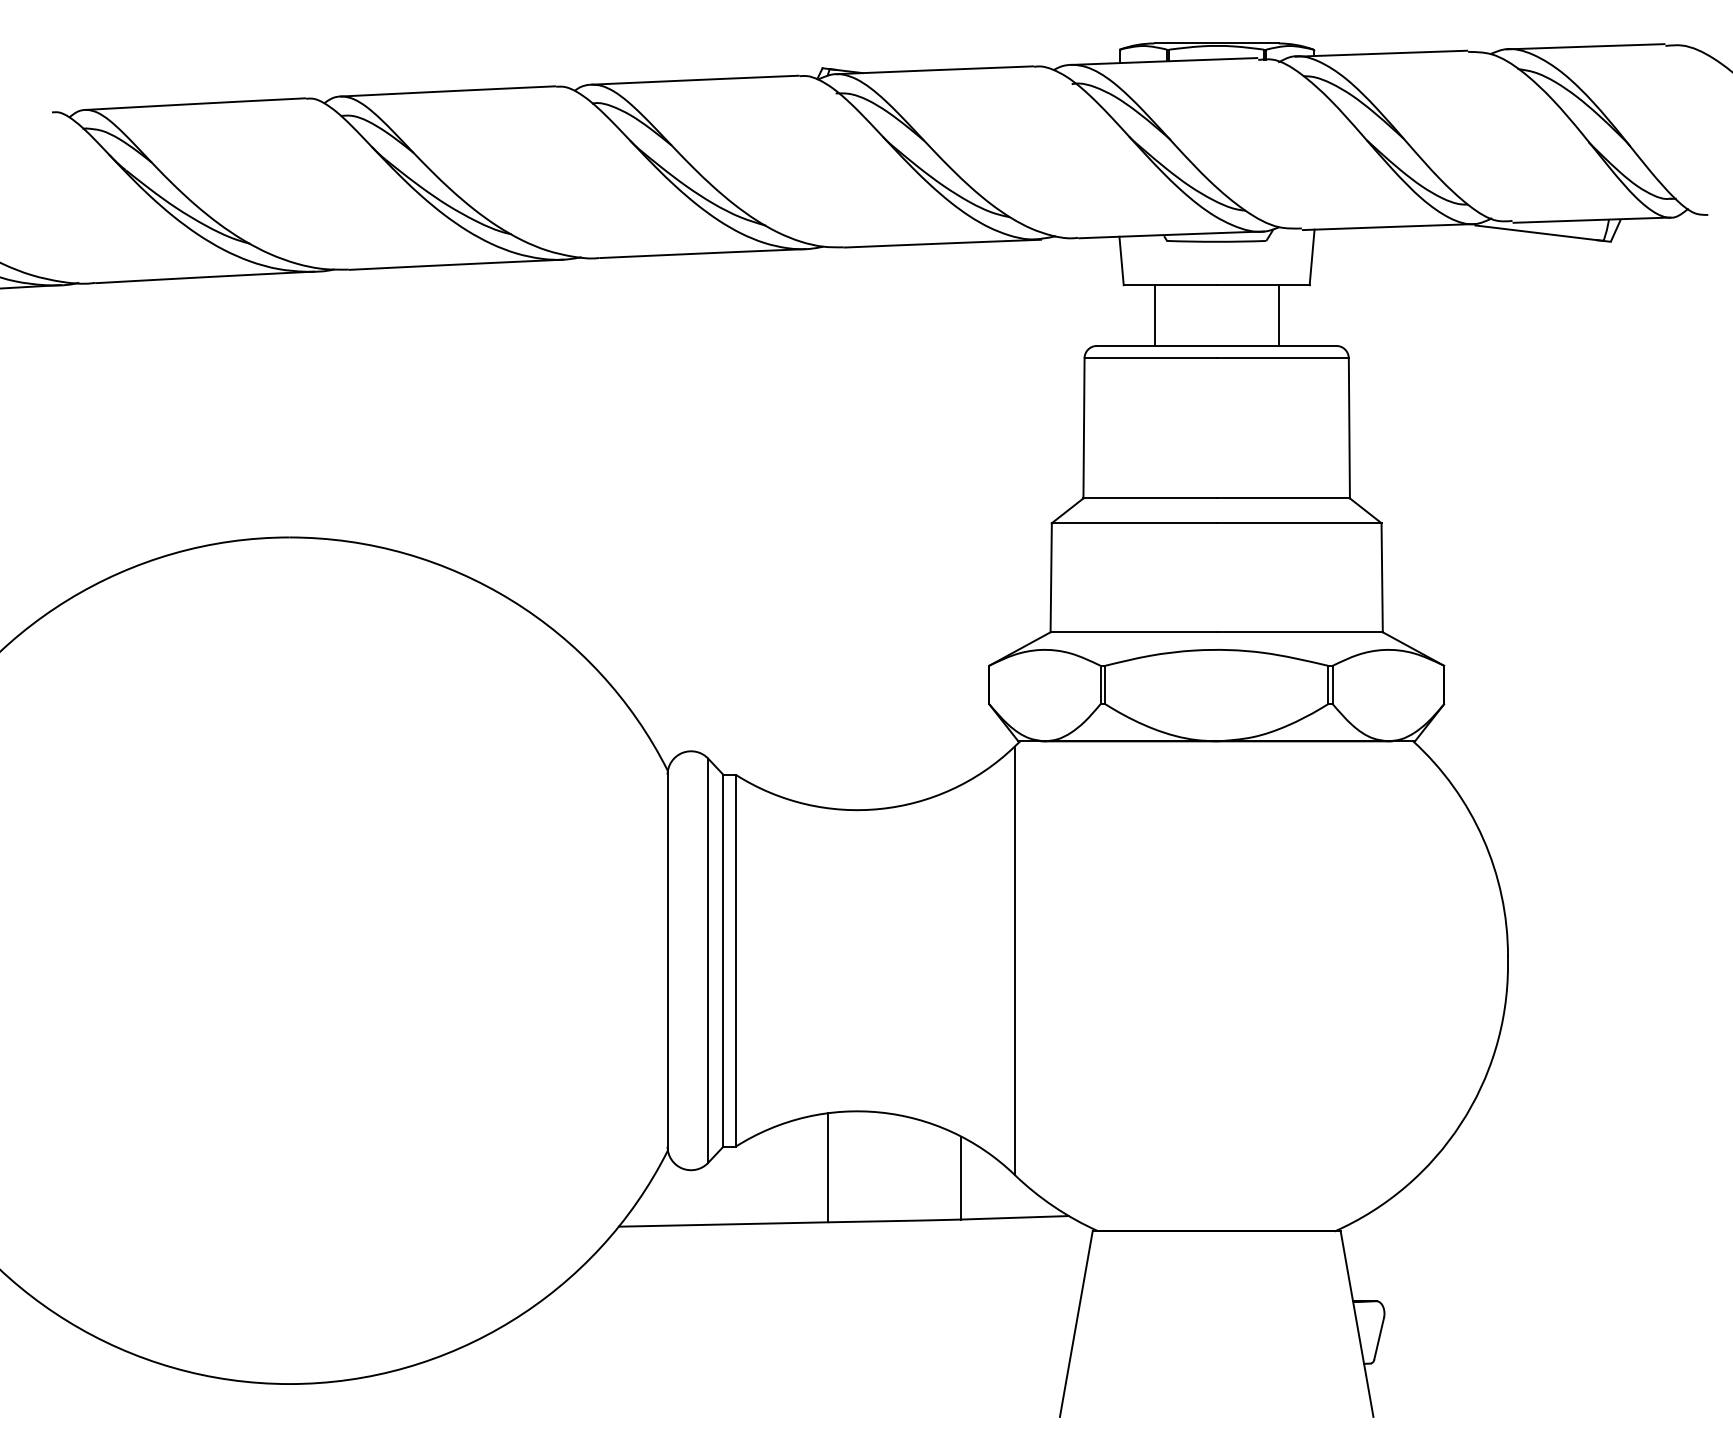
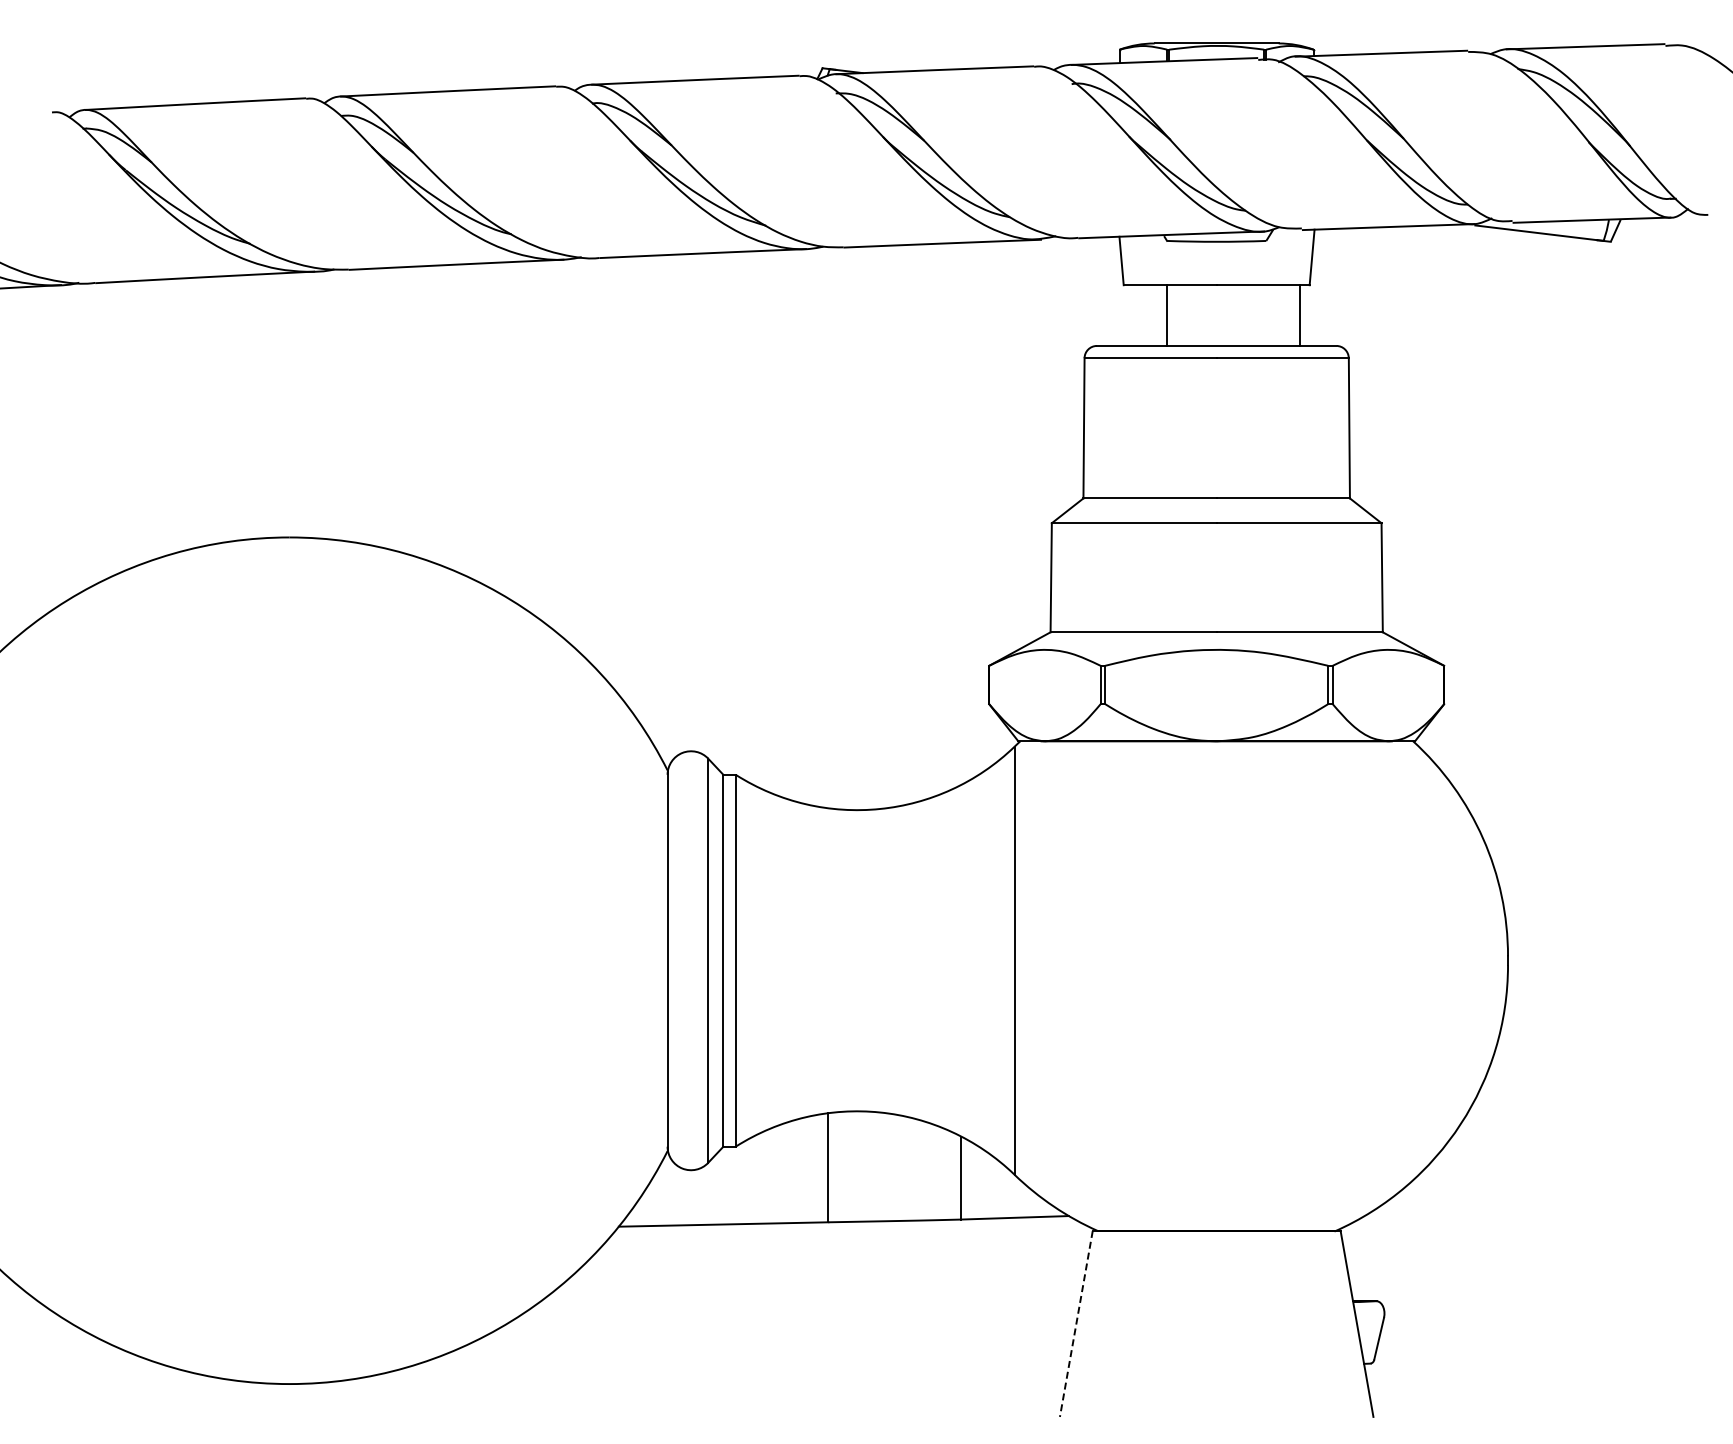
line position: (1154, 315) -> (1166, 315) (1166, 315)
line position: (1278, 315) -> (1299, 315) (1299, 315)
line: solid -> dashed (1076, 1324)
